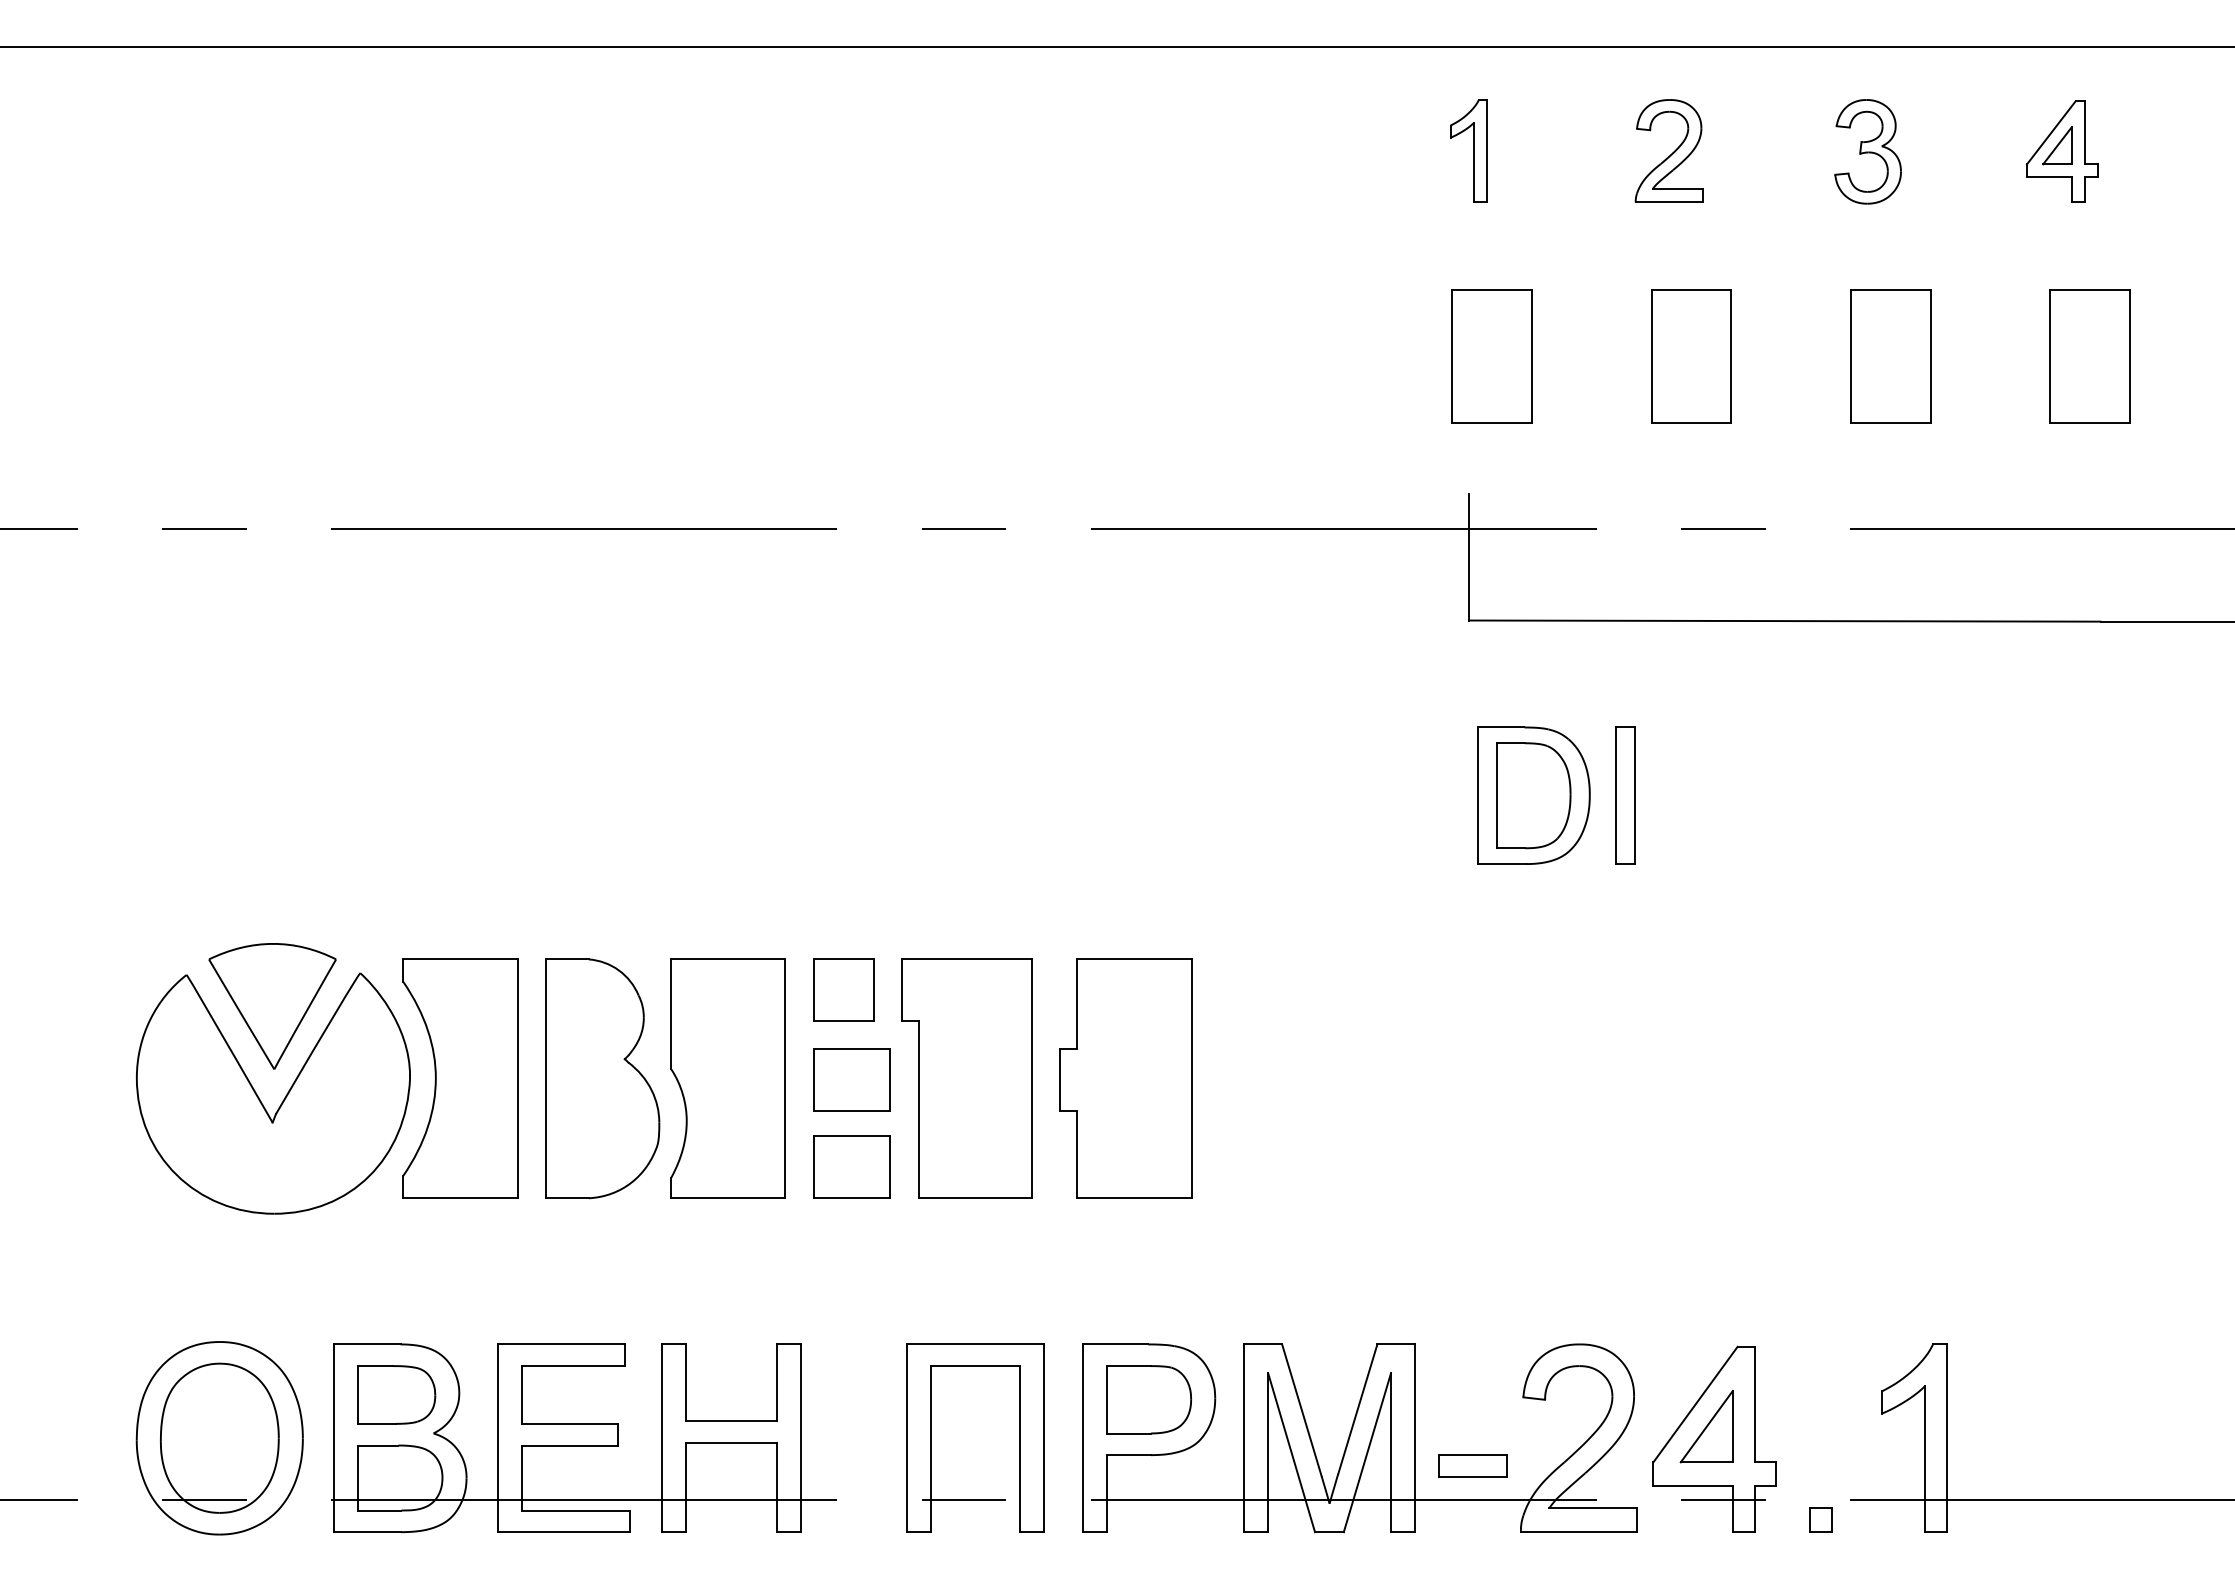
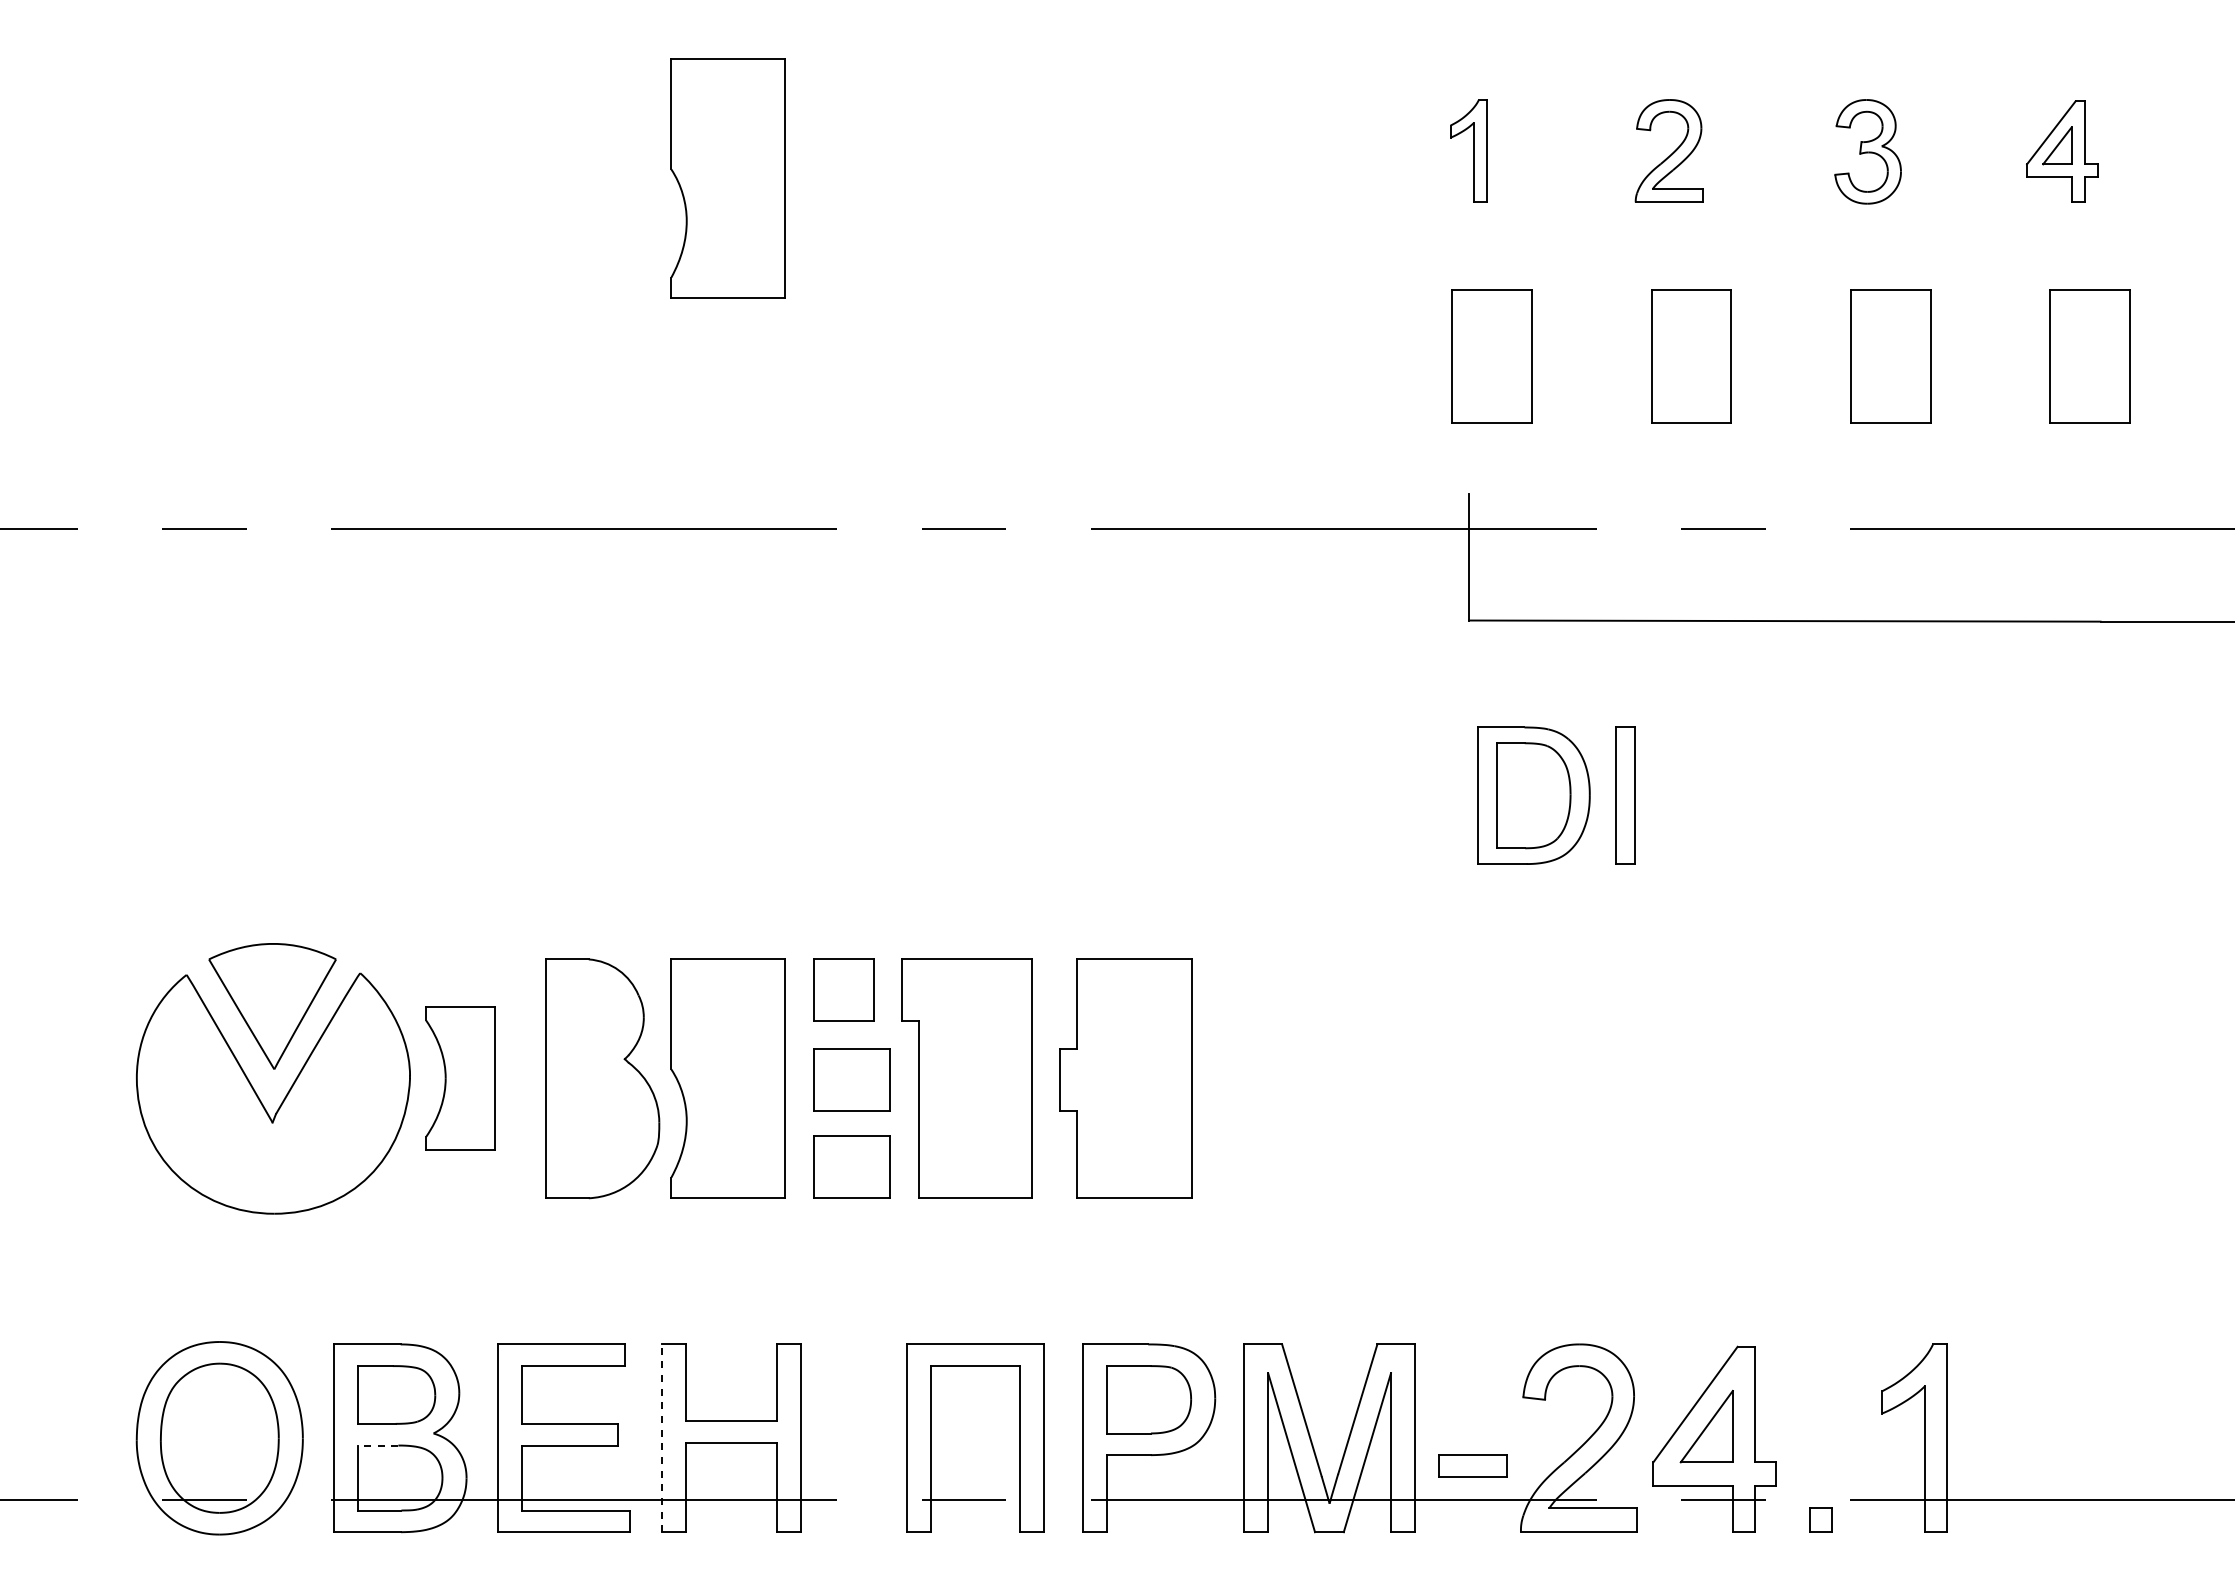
line: present -> none (1116, 47)
part: none -> present (727, 178)
part size: 117x241 px -> 71x145 px (460, 1078)
line: solid -> dashed (661, 1438)
line: solid -> dashed (377, 1445)
